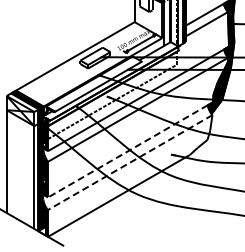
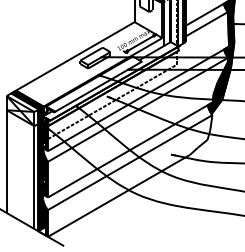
line: dashed -> solid (127, 151)
line: dashed -> solid (130, 162)
